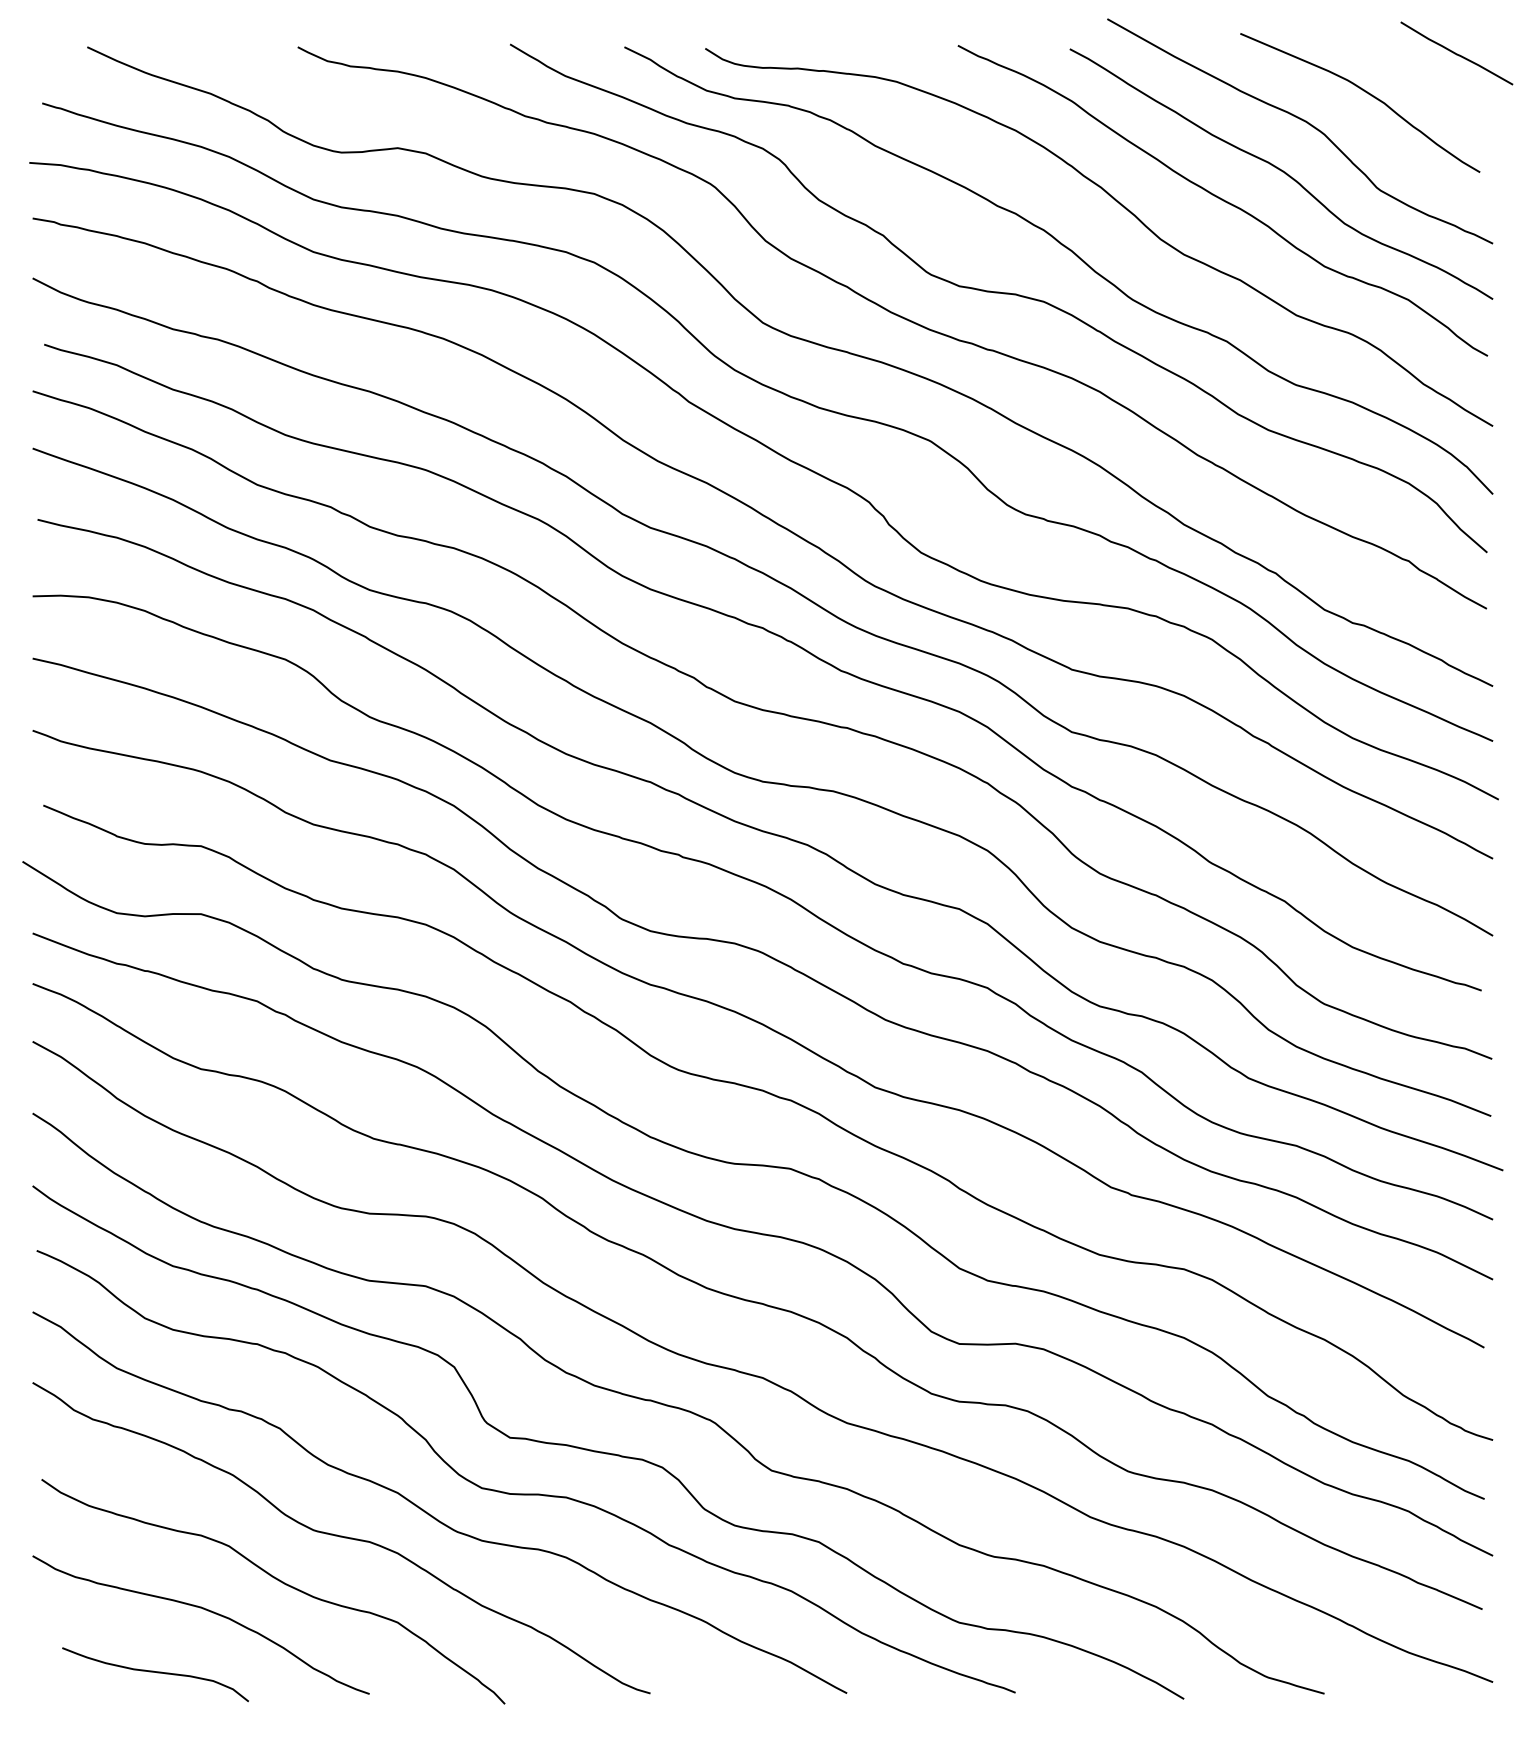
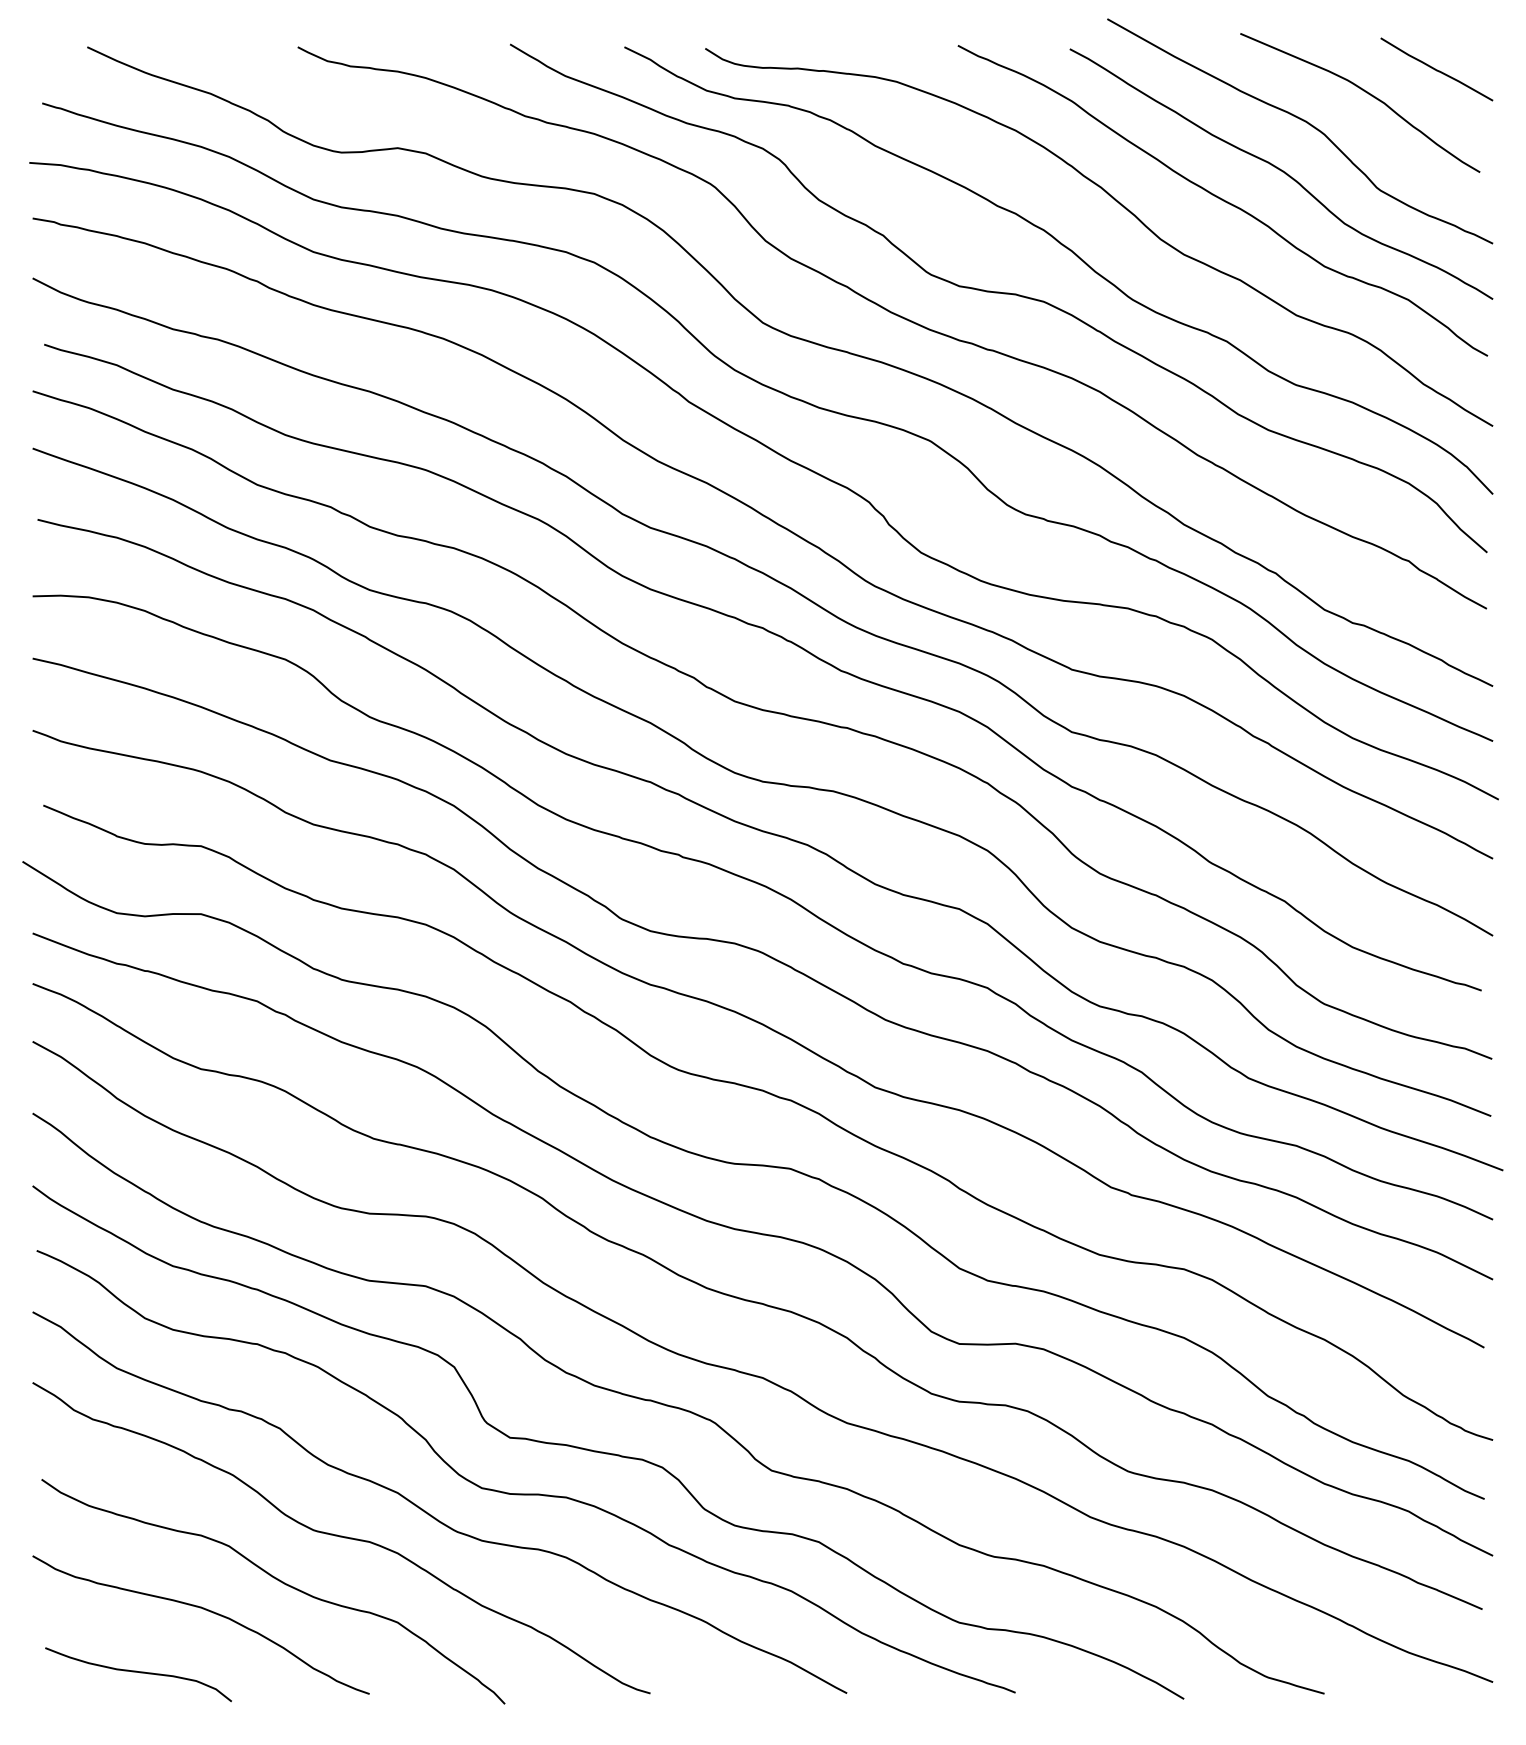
curve position: (1456, 53) -> (1436, 69) (1436, 69)
curve position: (155, 1672) -> (138, 1672) (138, 1672)
